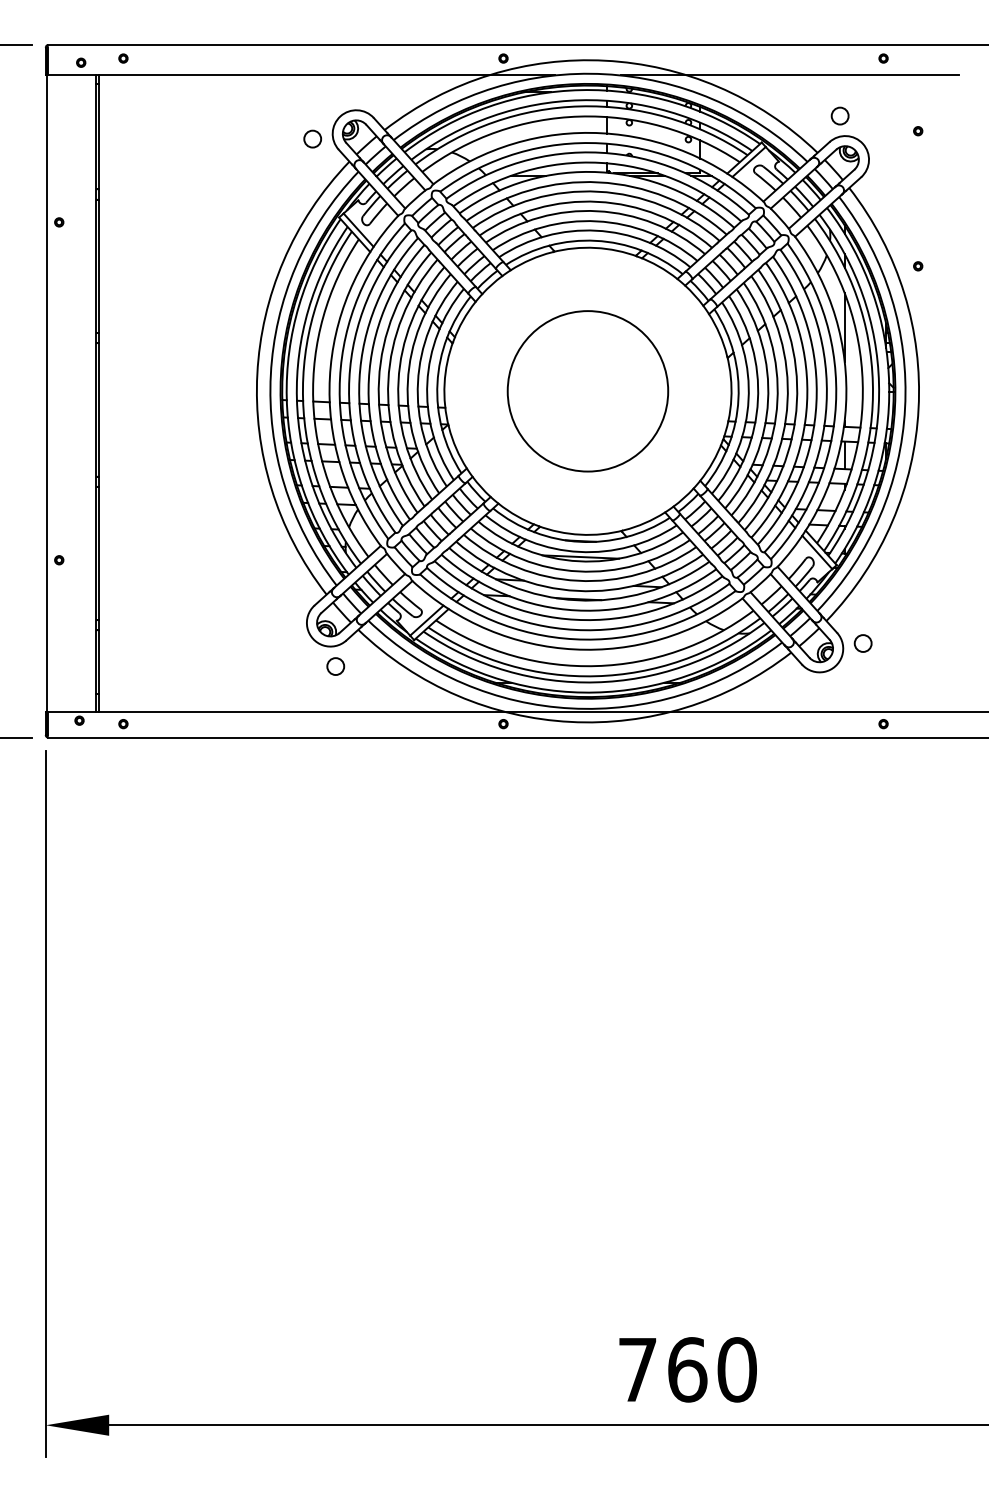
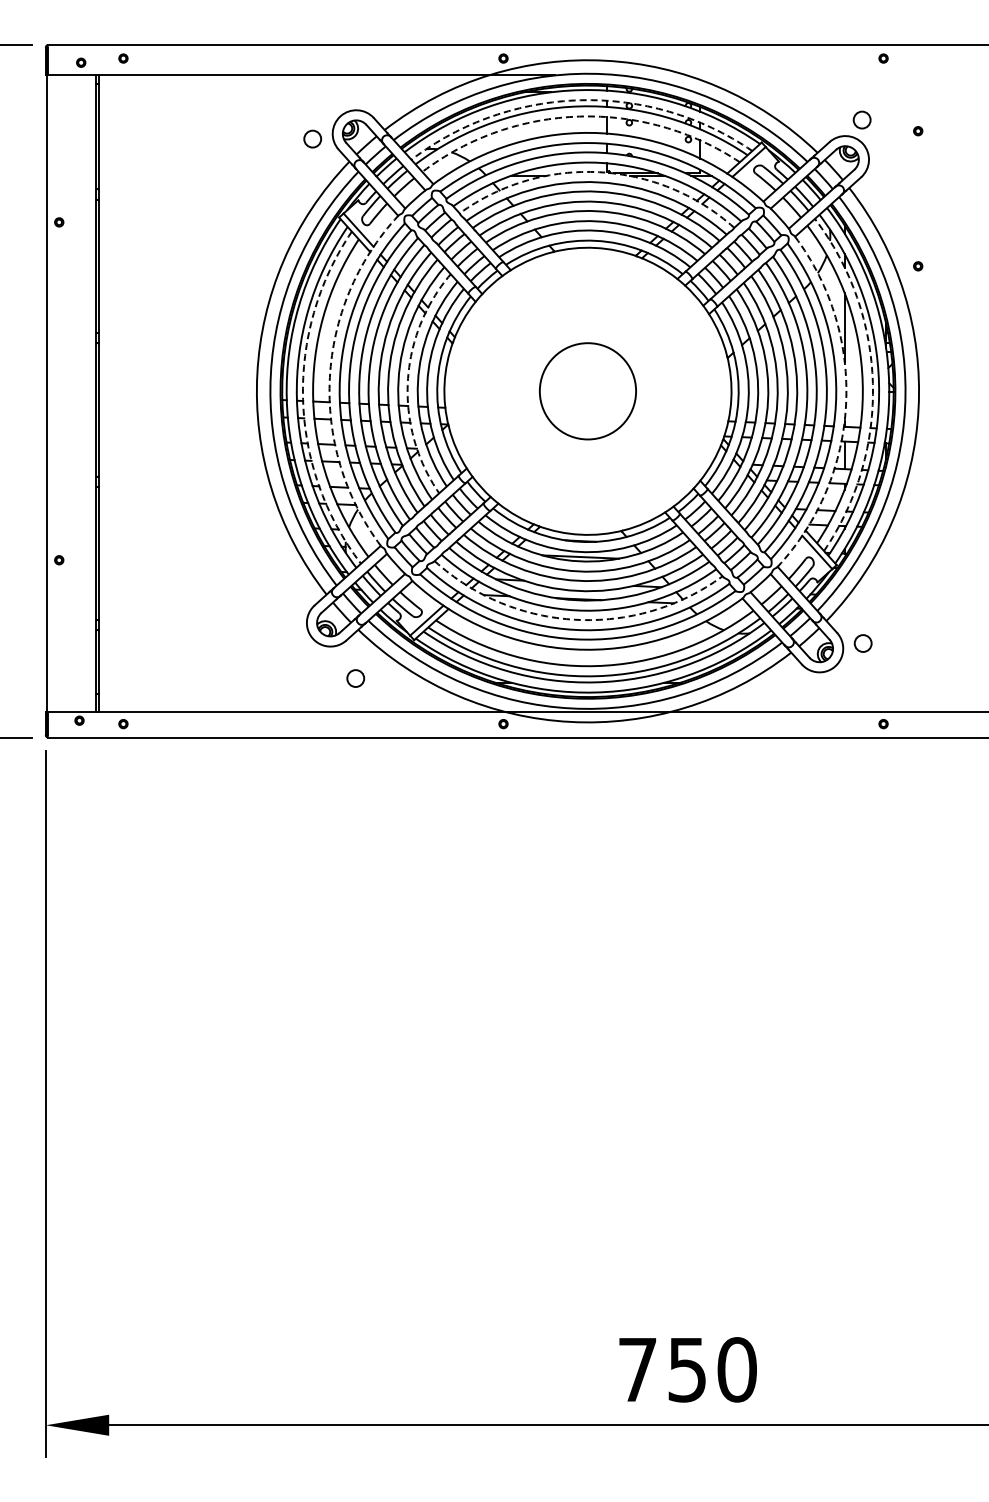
line: present -> none (789, 75)
arc: solid -> dashed (580, 100)
circle position: (839, 115) -> (861, 119) (861, 119)
arc: solid -> dashed (579, 116)
arc: solid -> dashed (599, 172)
arc: solid -> dashed (329, 377)
arc: solid -> dashed (407, 381)
arc: solid -> dashed (872, 383)
circle diameter: 160 px -> 96 px (587, 391)
arc: solid -> dashed (303, 399)
arc: solid -> dashed (846, 404)
arc: solid -> dashed (575, 619)
circle position: (335, 666) -> (355, 678) (355, 678)
text: 760 -> 750 (687, 1369)
